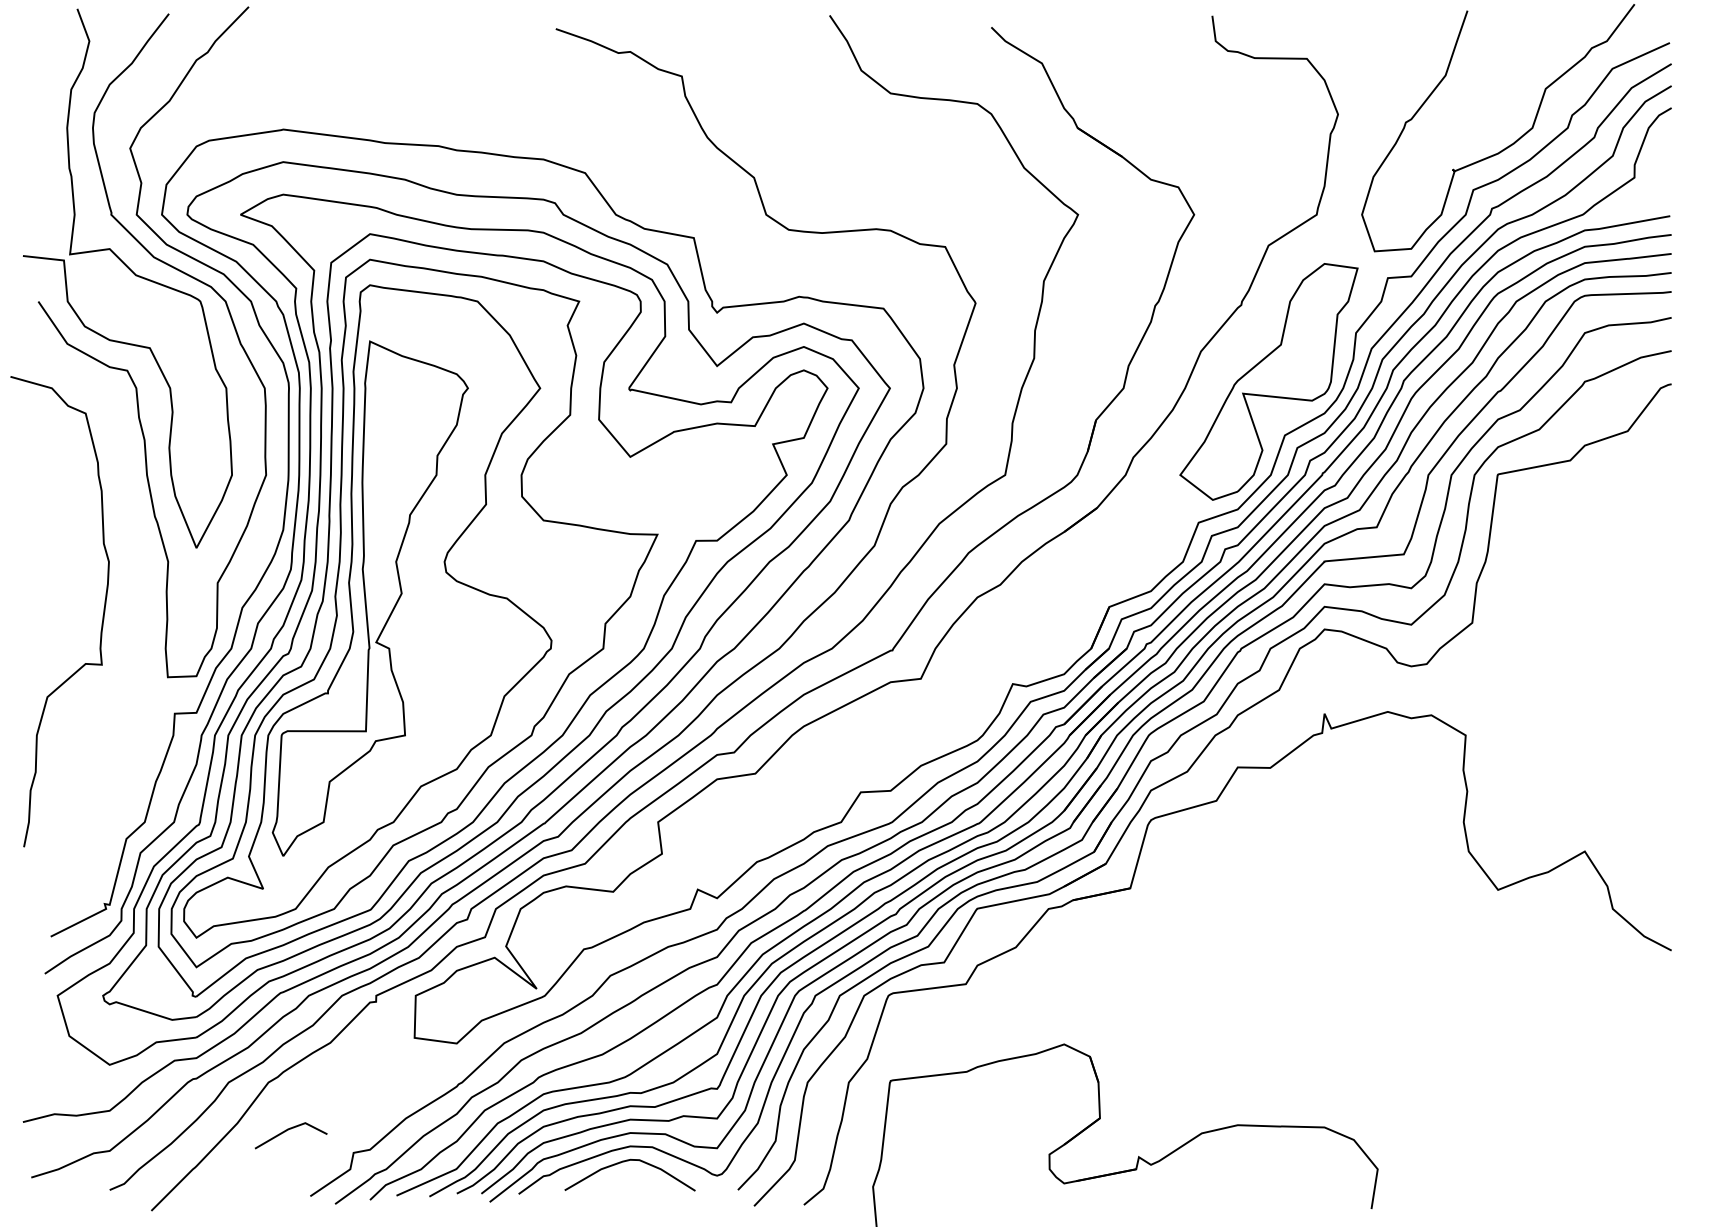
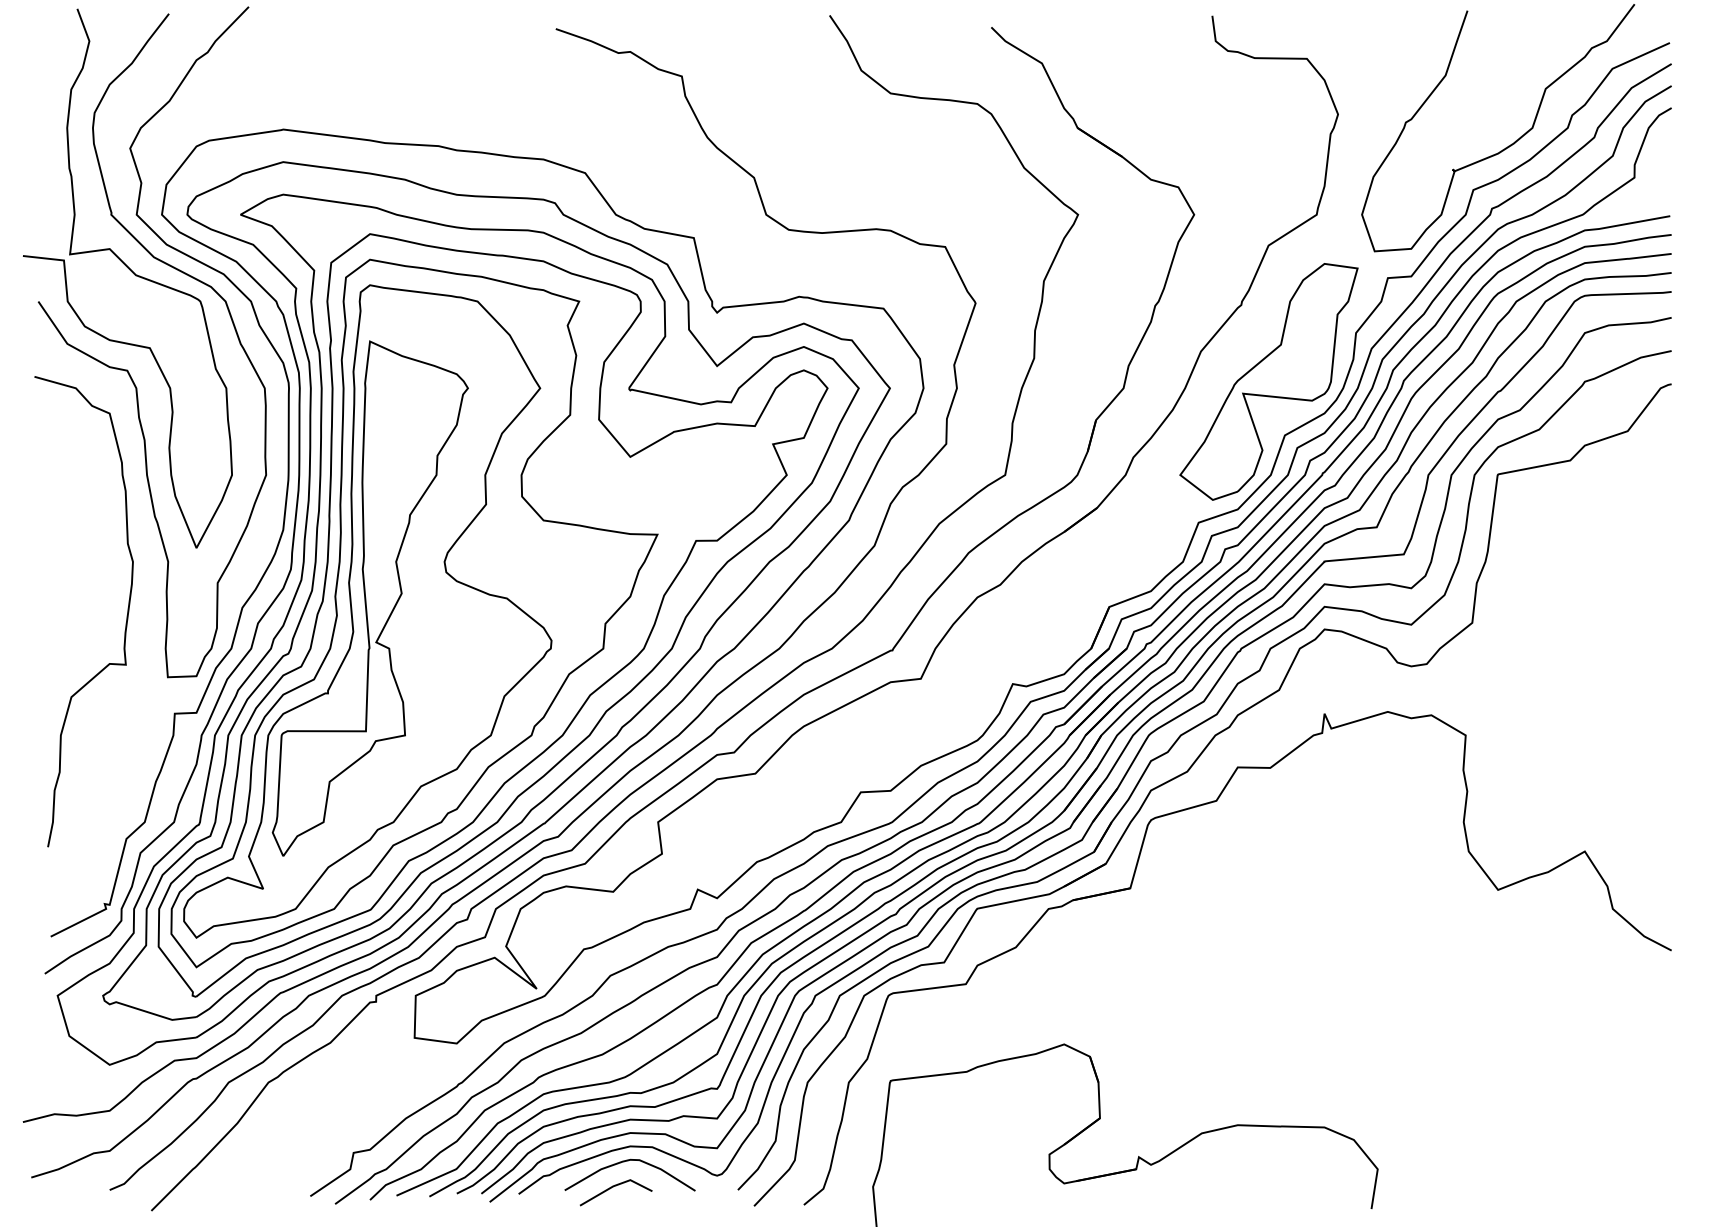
curve position: (102, 615) -> (126, 615) (126, 615)
line position: (288, 1130) -> (613, 1187) (613, 1187)
